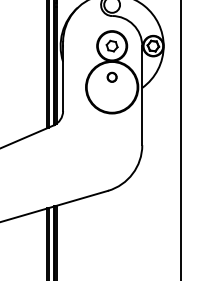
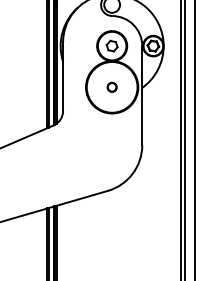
part position: (111, 76) -> (111, 86) (111, 86)
line: none -> present (185, 139)
line: none -> present (194, 139)
